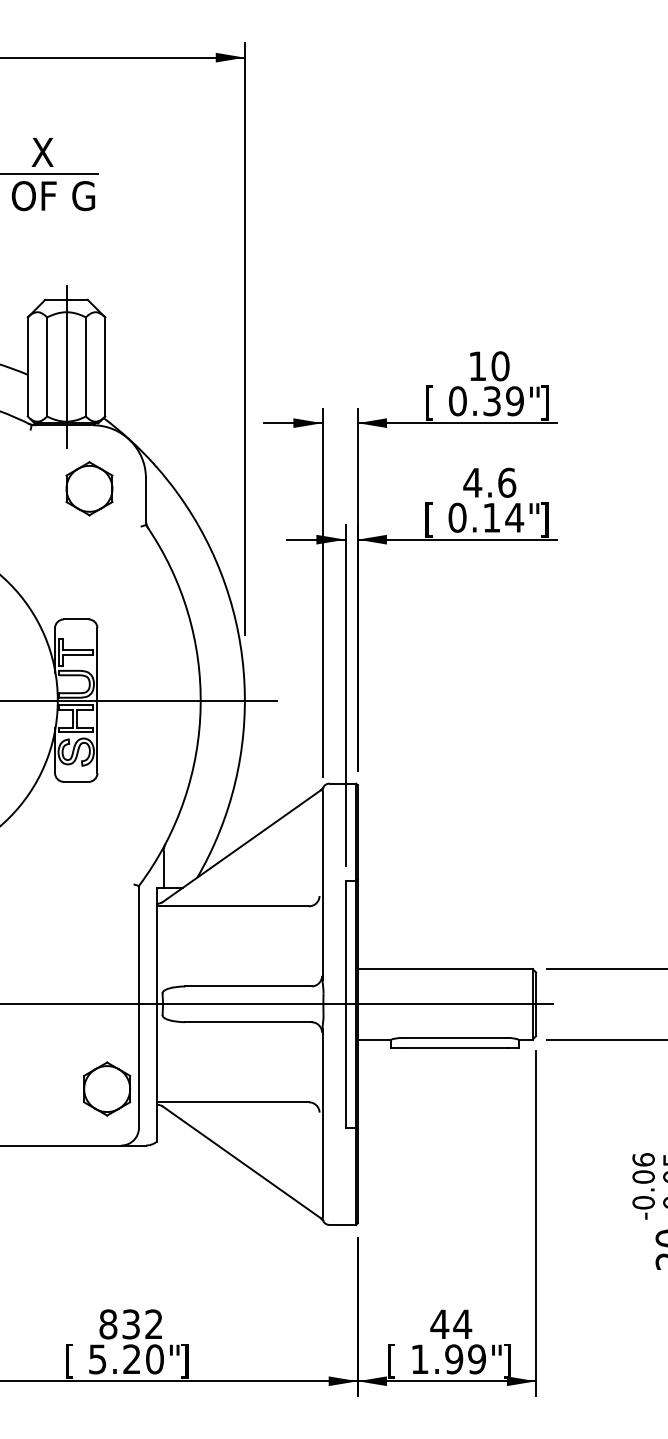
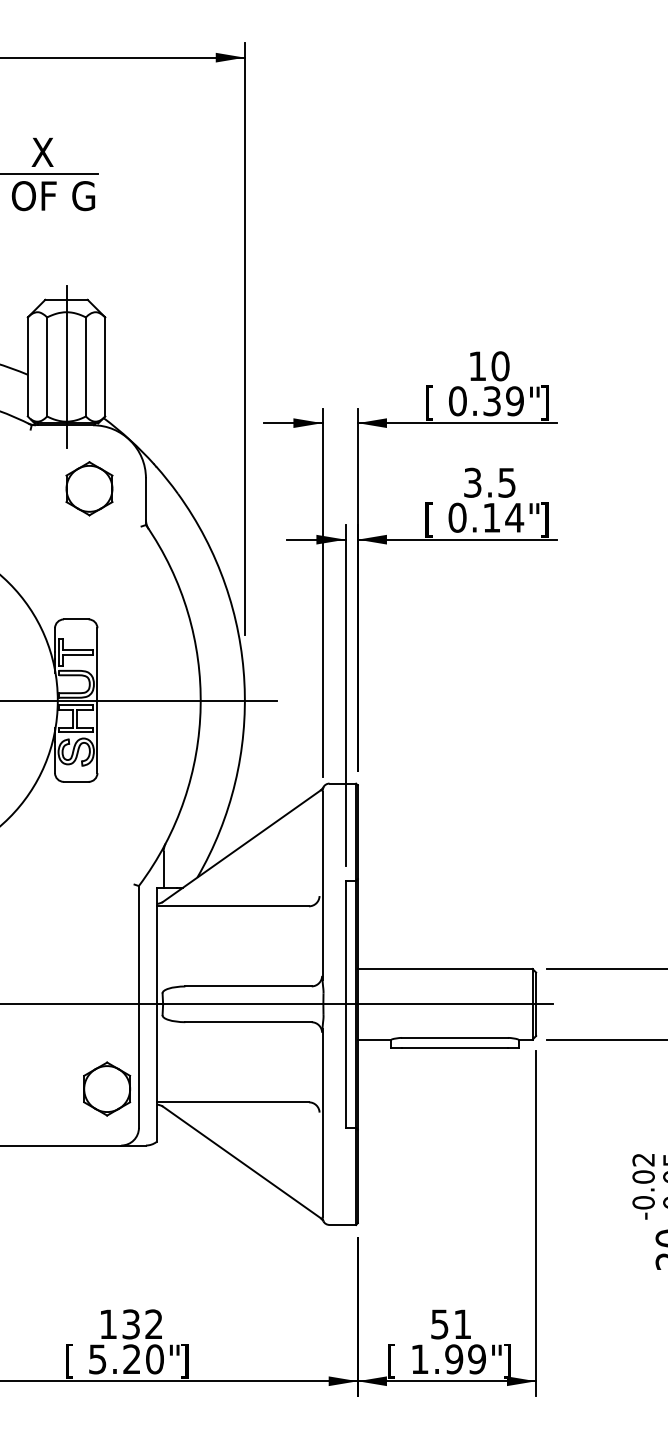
text: 4.6 -> 3.5 (489, 482)
text: -0.06 -> -0.02 (643, 1159)
text: 832 -> 132 (108, 1324)
text: 44 -> 51 (451, 1324)
